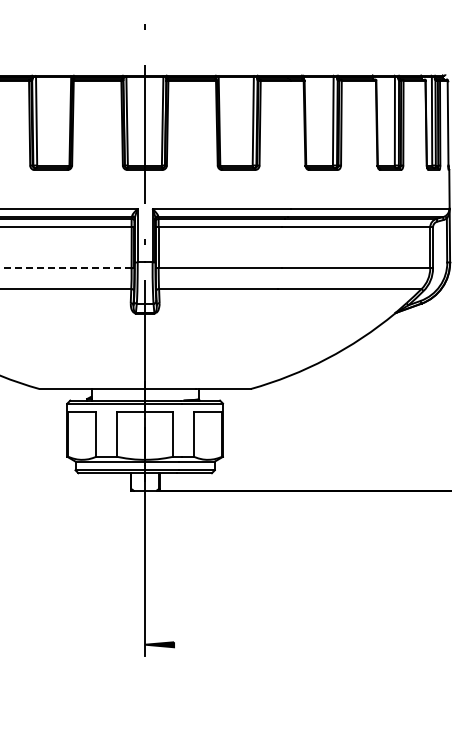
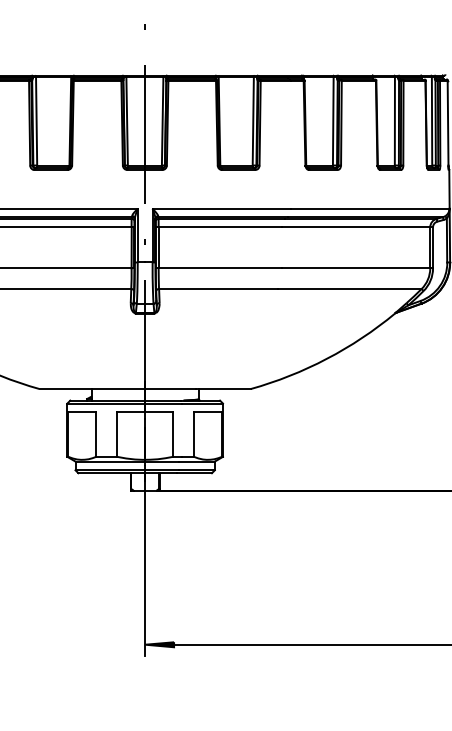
line: dashed -> solid (65, 268)
line: none -> present (311, 644)
